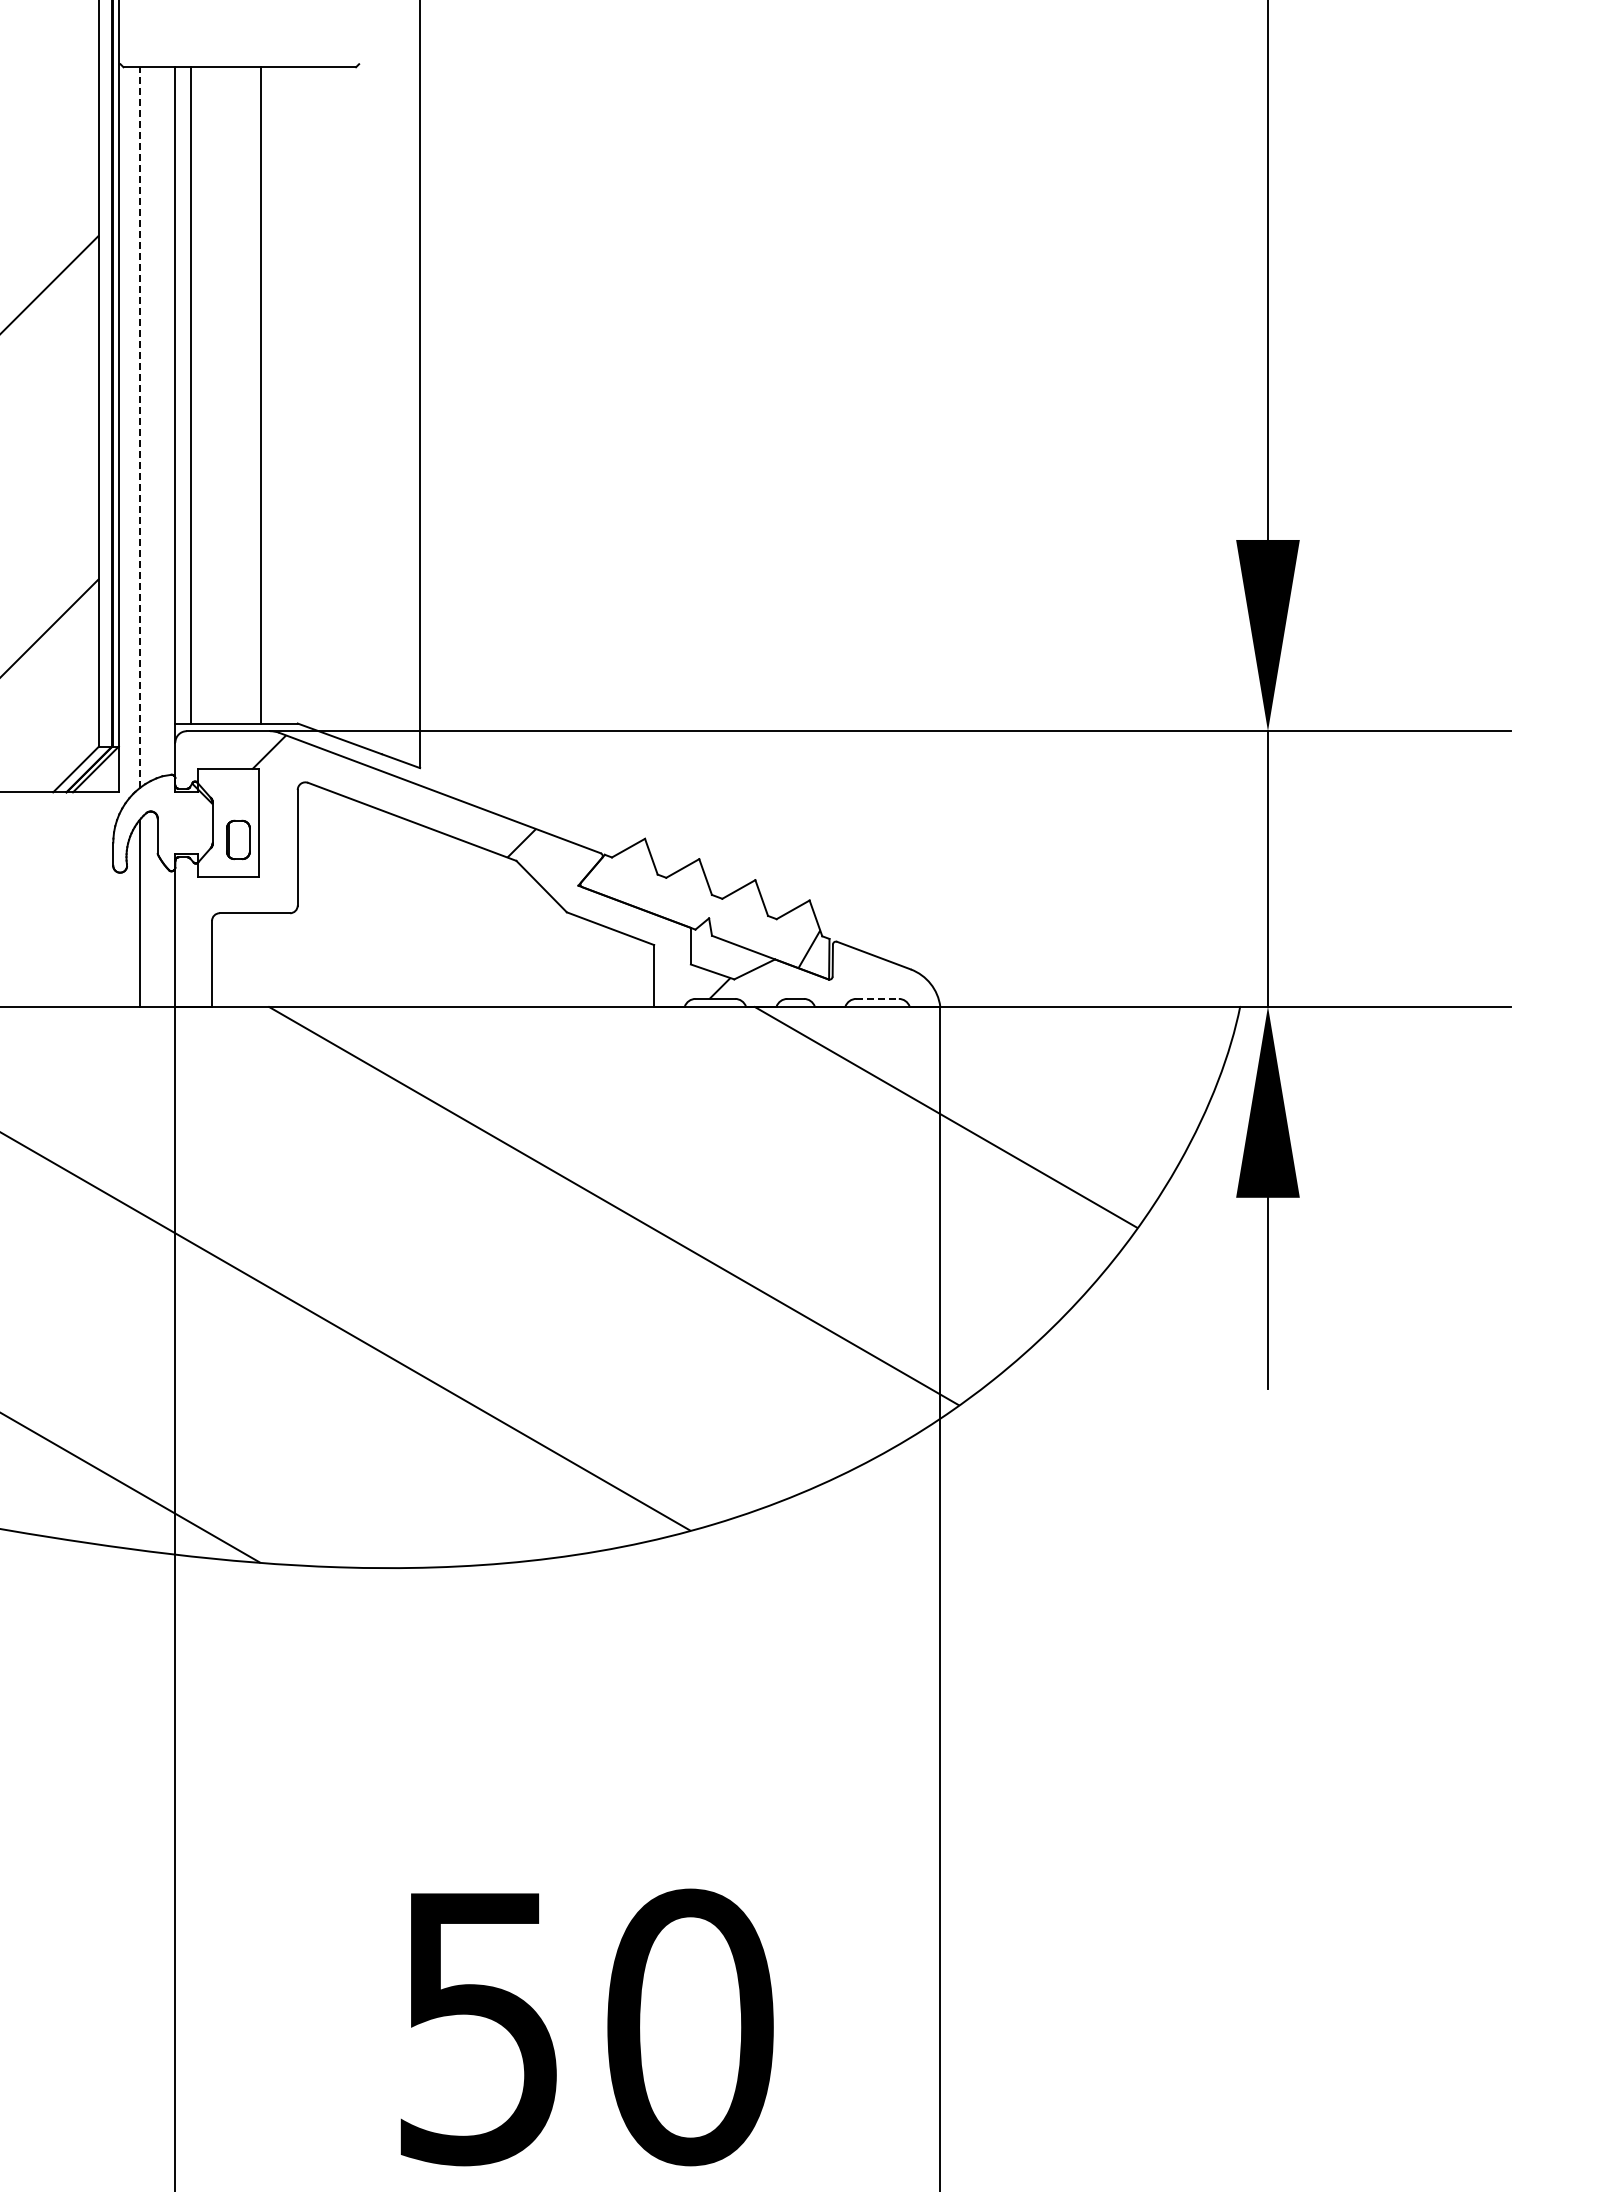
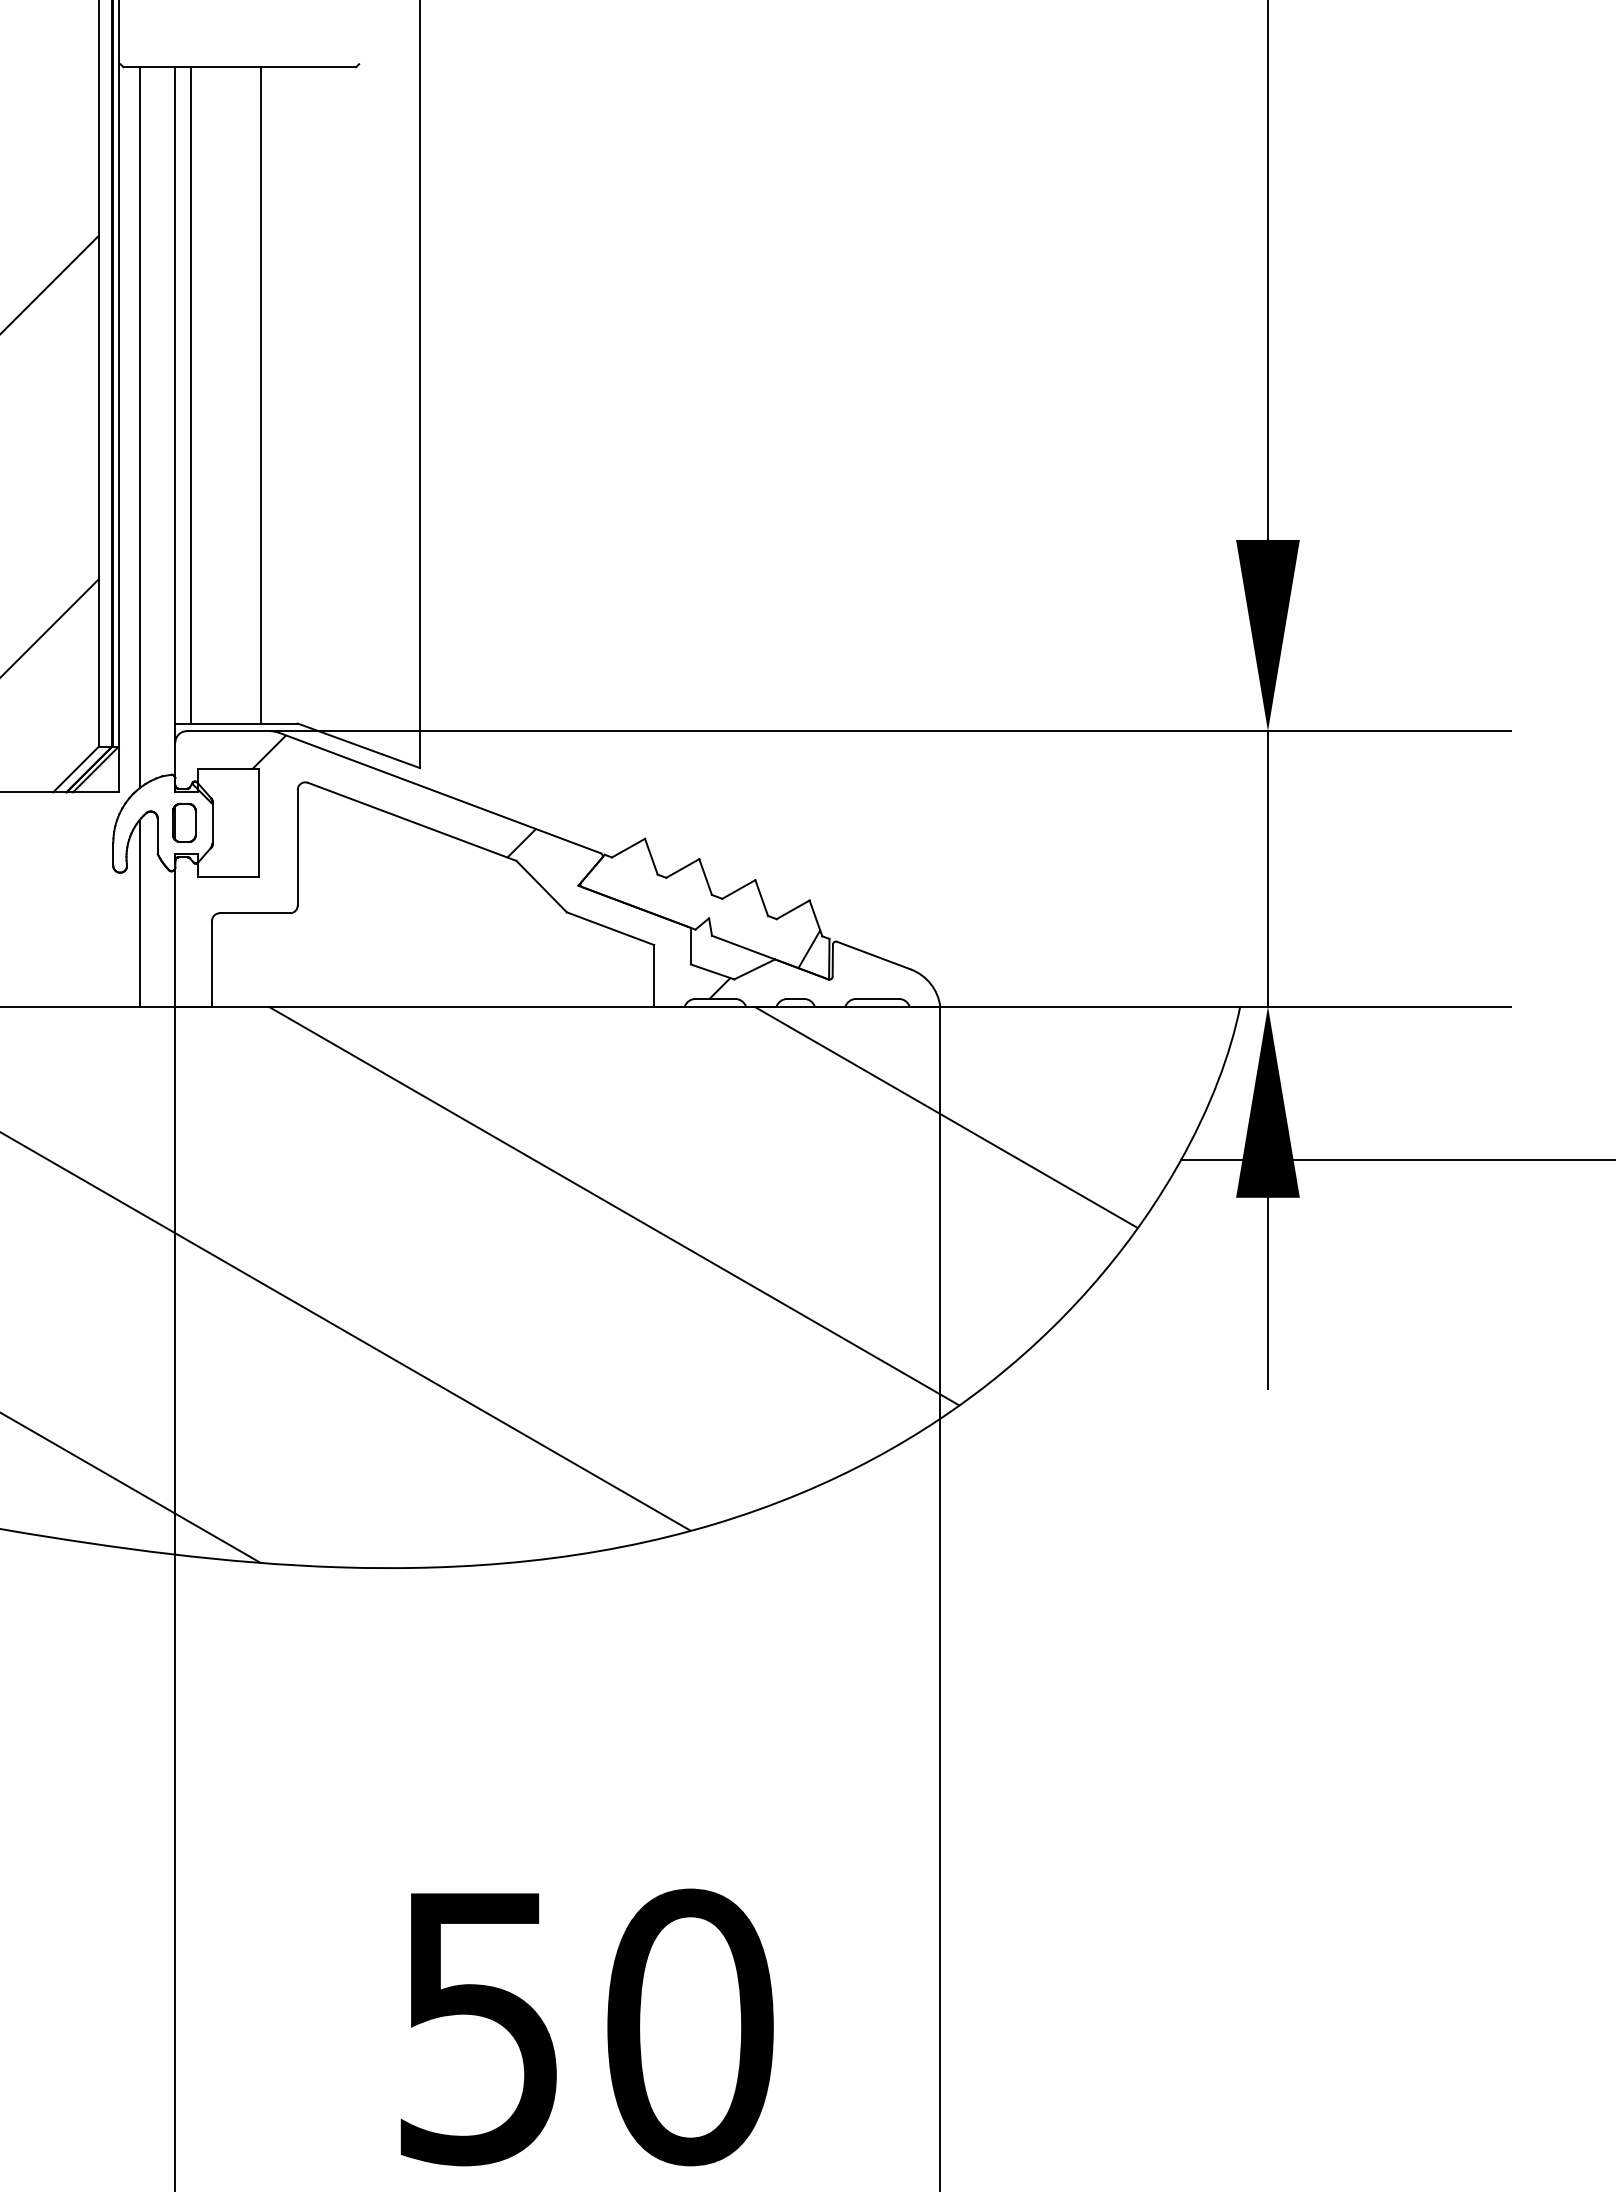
line: dashed -> solid (139, 427)
part position: (238, 839) -> (184, 822) (184, 822)
line: dashed -> solid (878, 998)
line: none -> present (1396, 1159)
